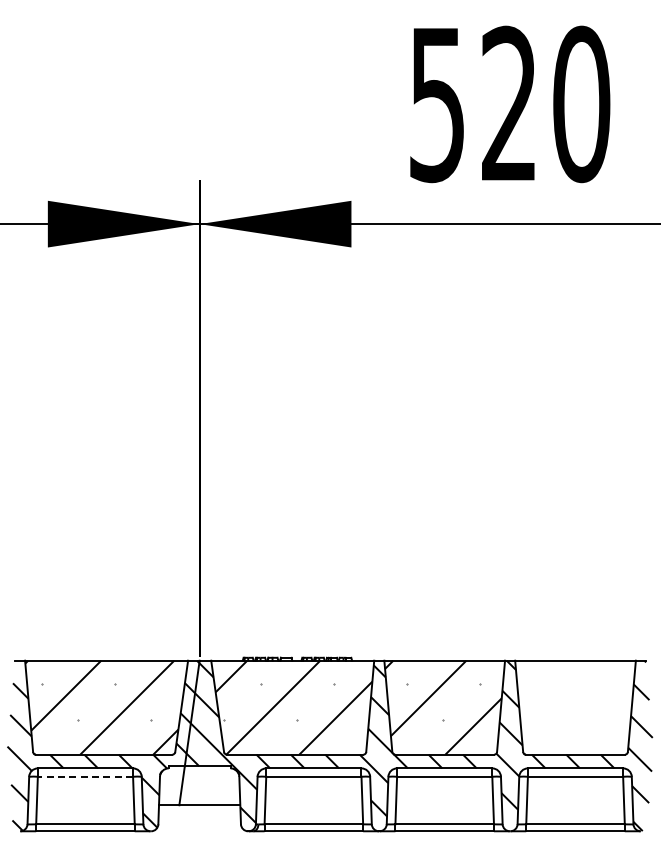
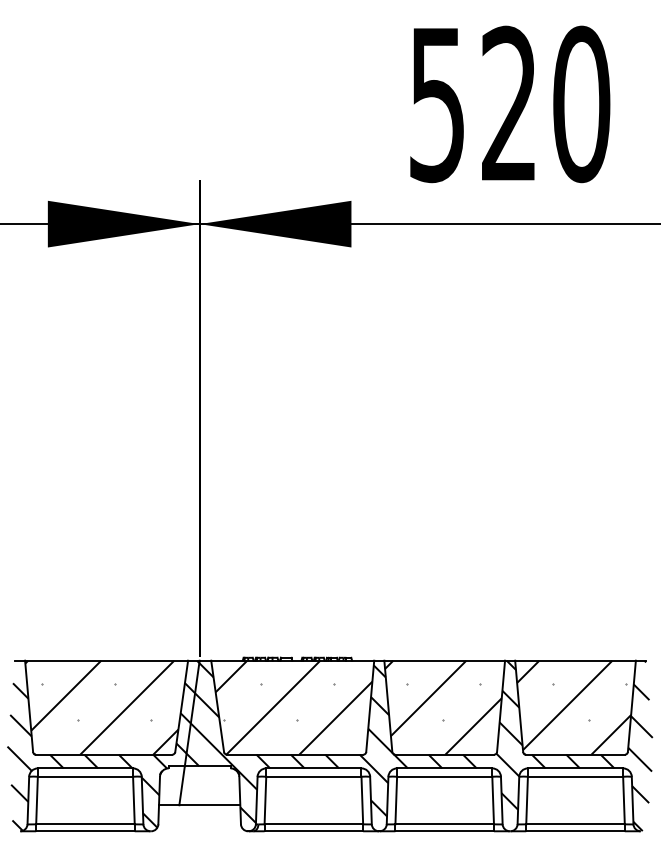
hatch: none -> present (574, 707)
line: dashed -> solid (85, 776)
